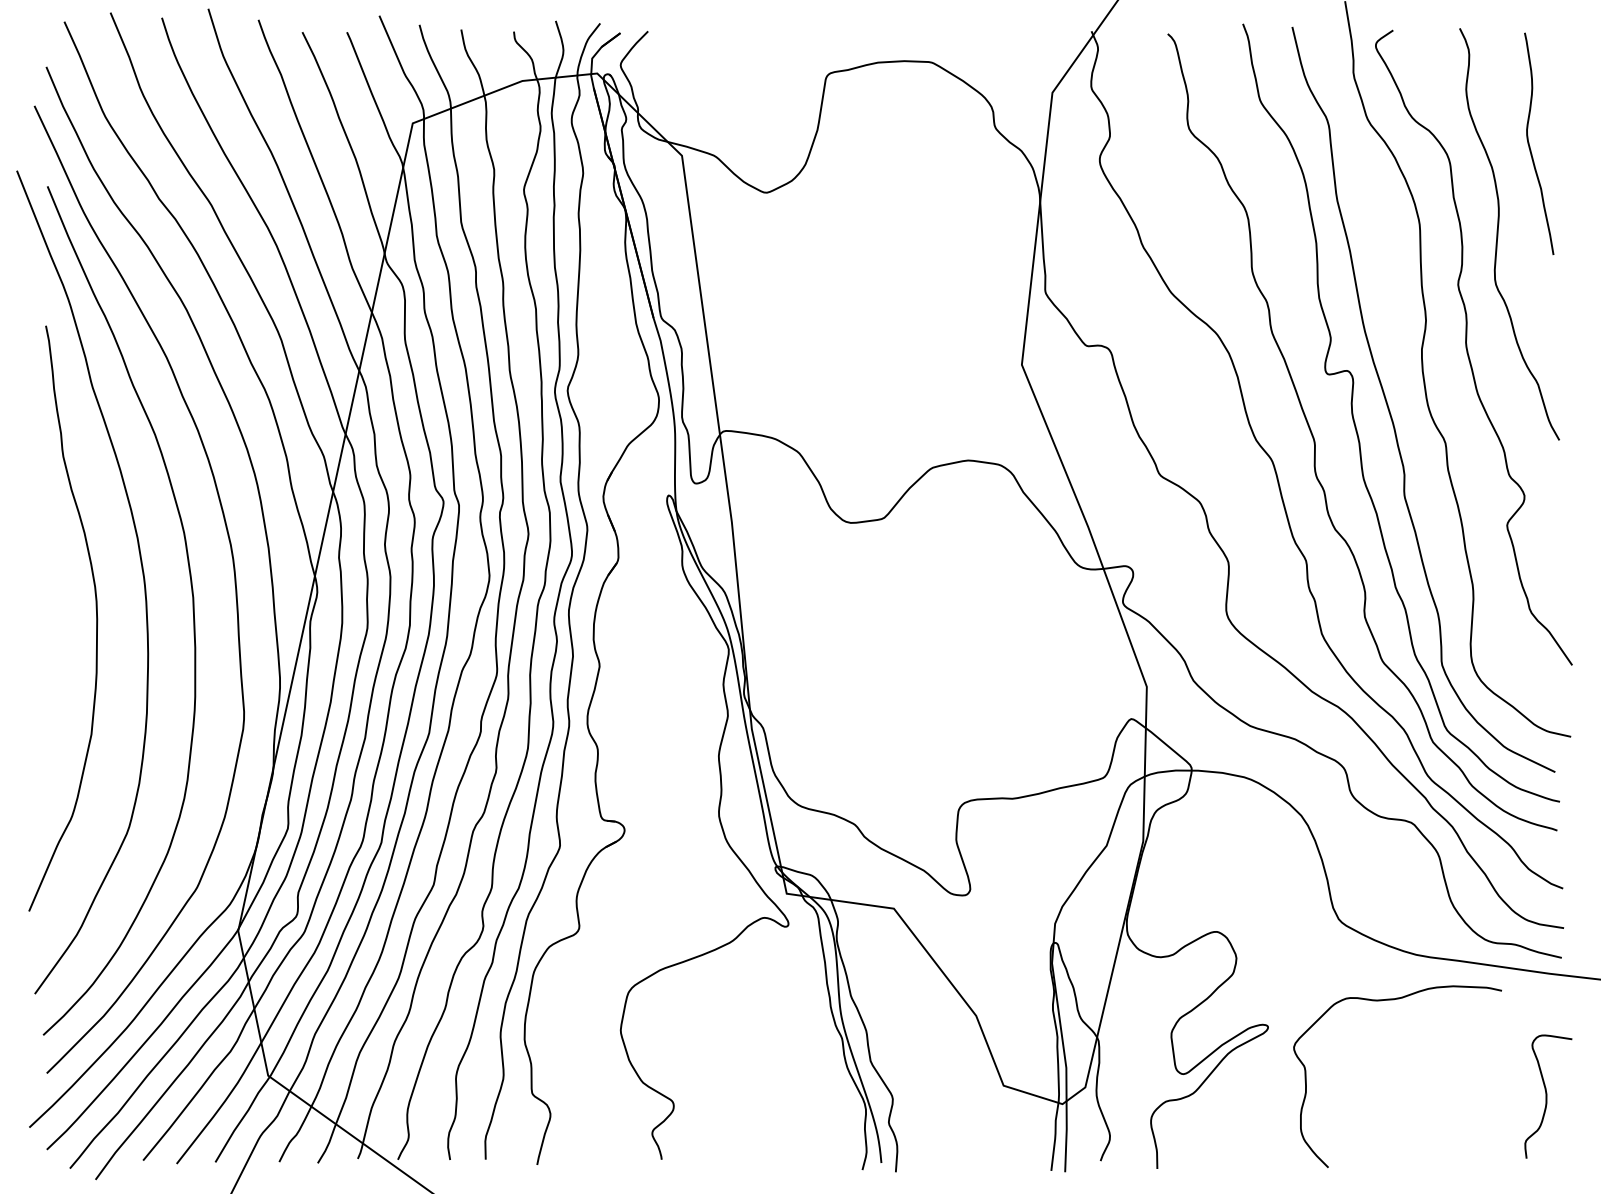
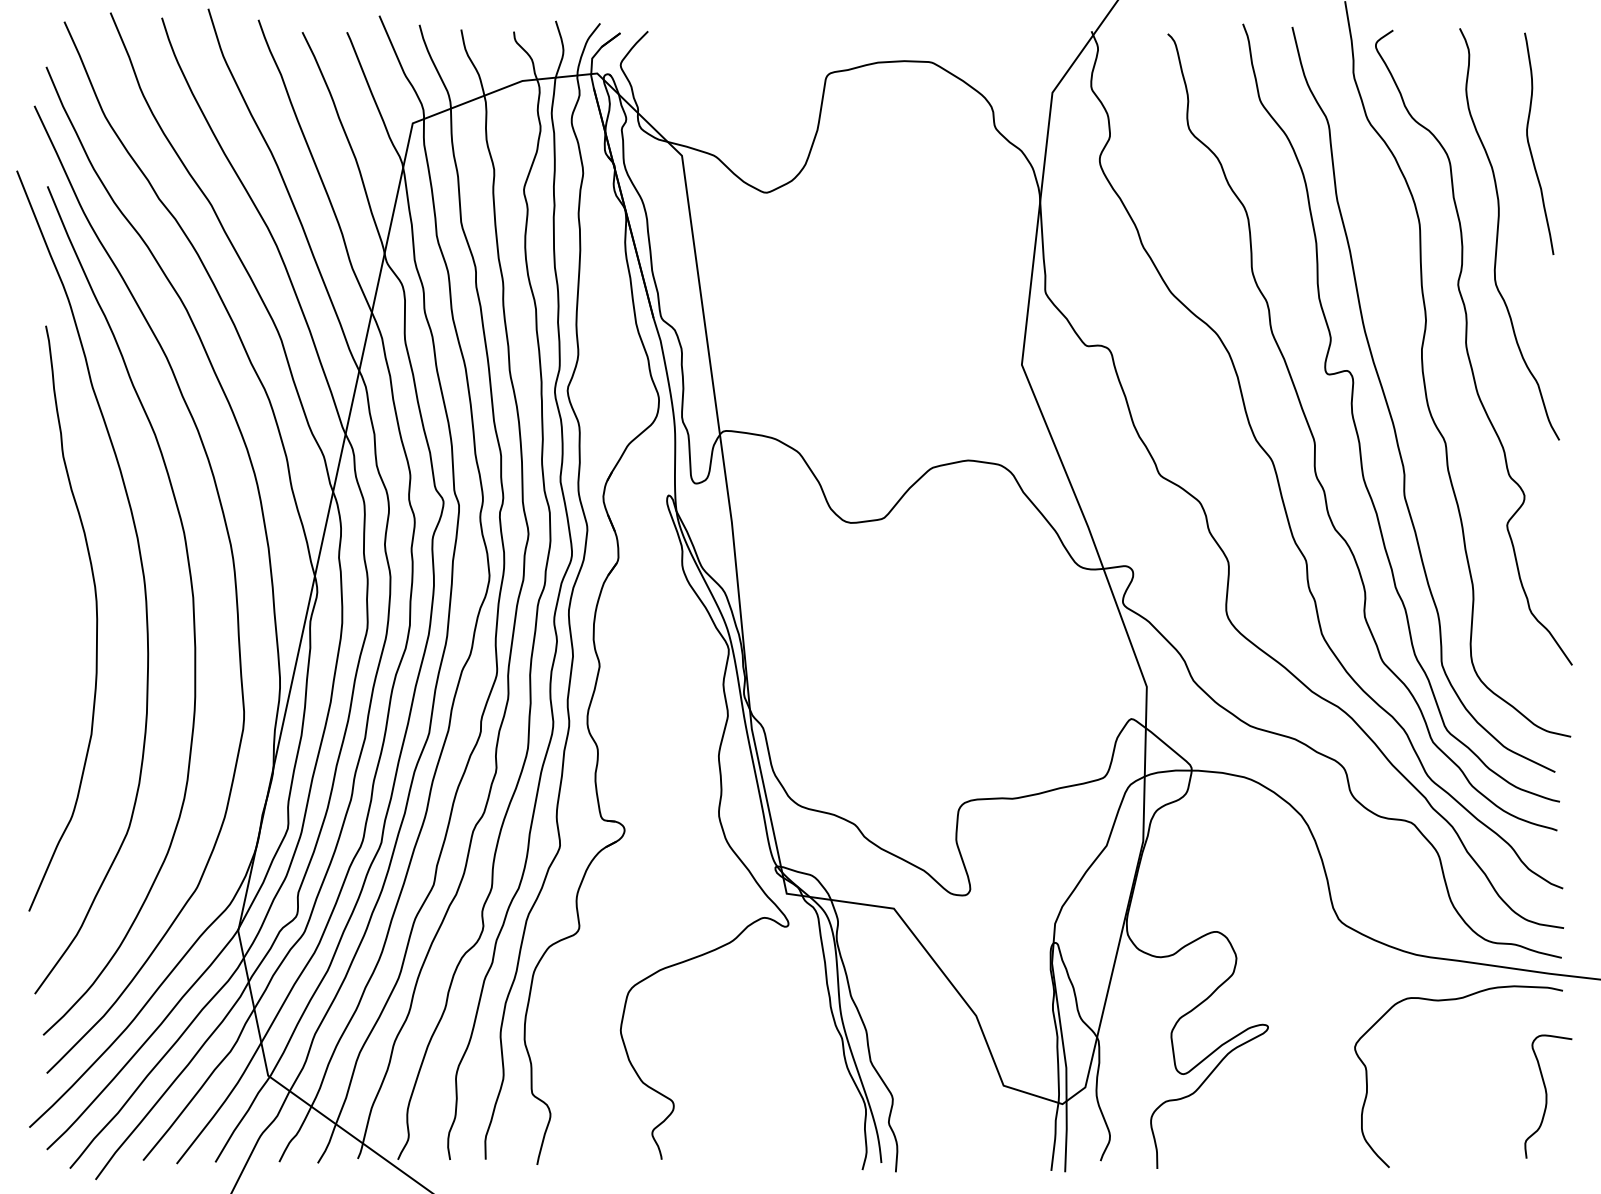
curve position: (1393, 1000) -> (1454, 1000) (1454, 1000)
